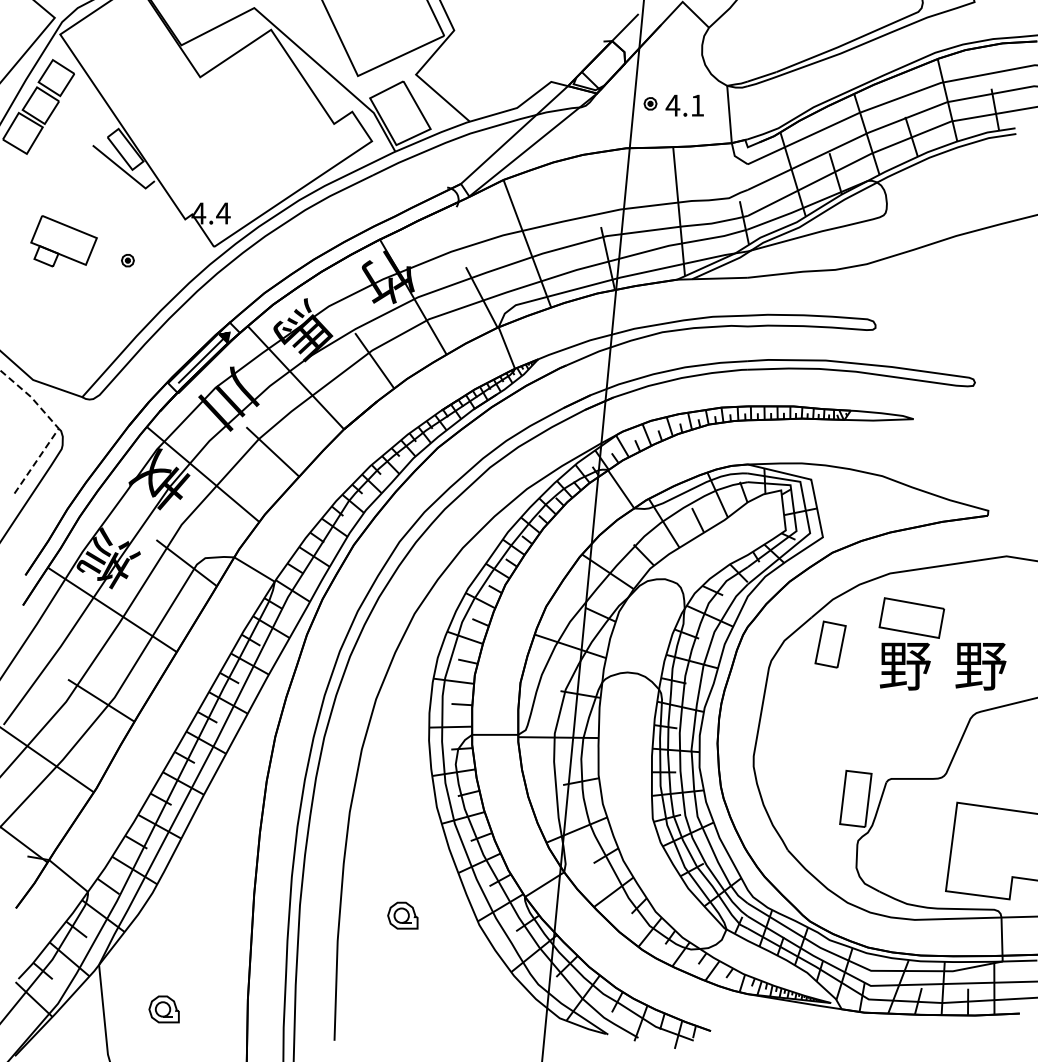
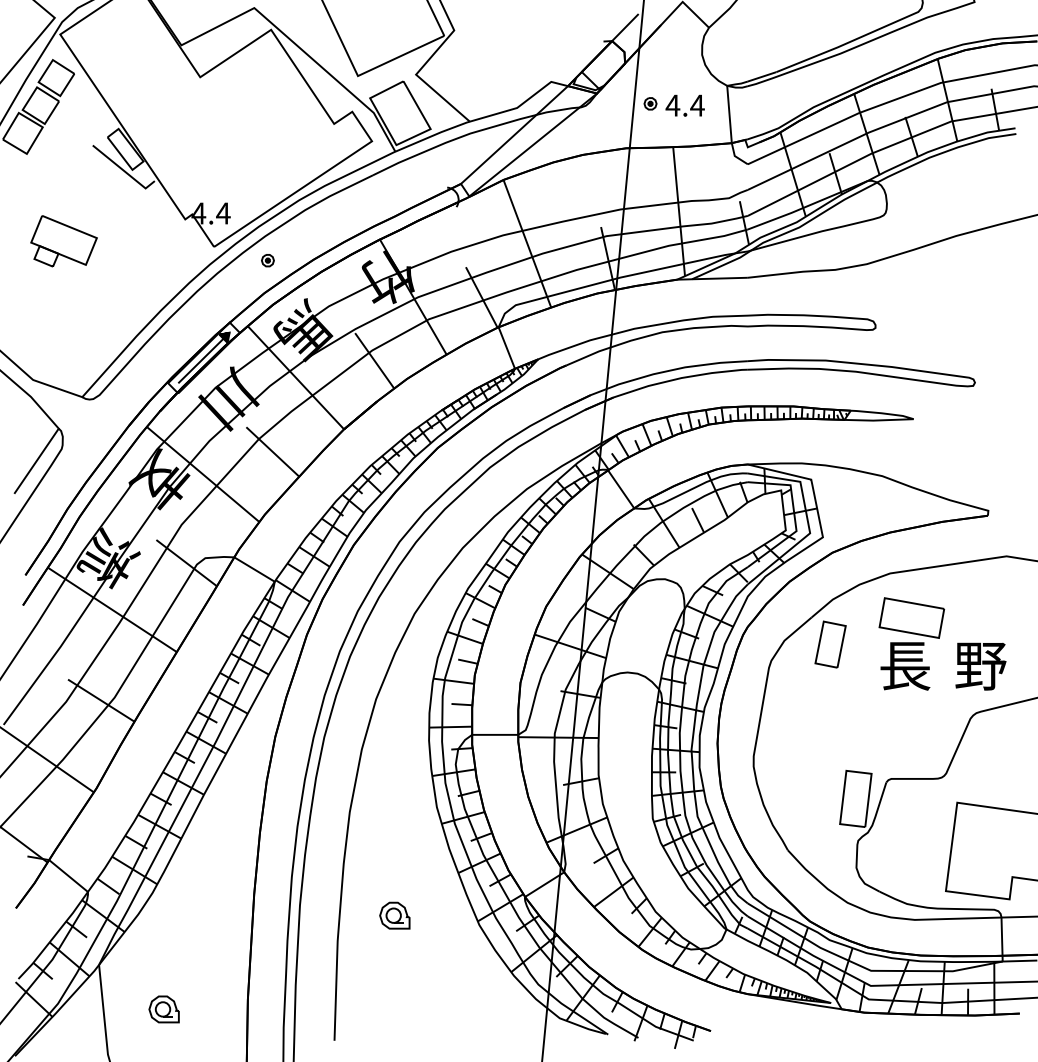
text: 4.1 -> 4.4 (697, 105)
part position: (127, 260) -> (267, 260) (267, 260)
line: dashed -> solid (57, 427)
text: 野 -> 長 (904, 666)
part position: (402, 915) -> (394, 915) (394, 915)
